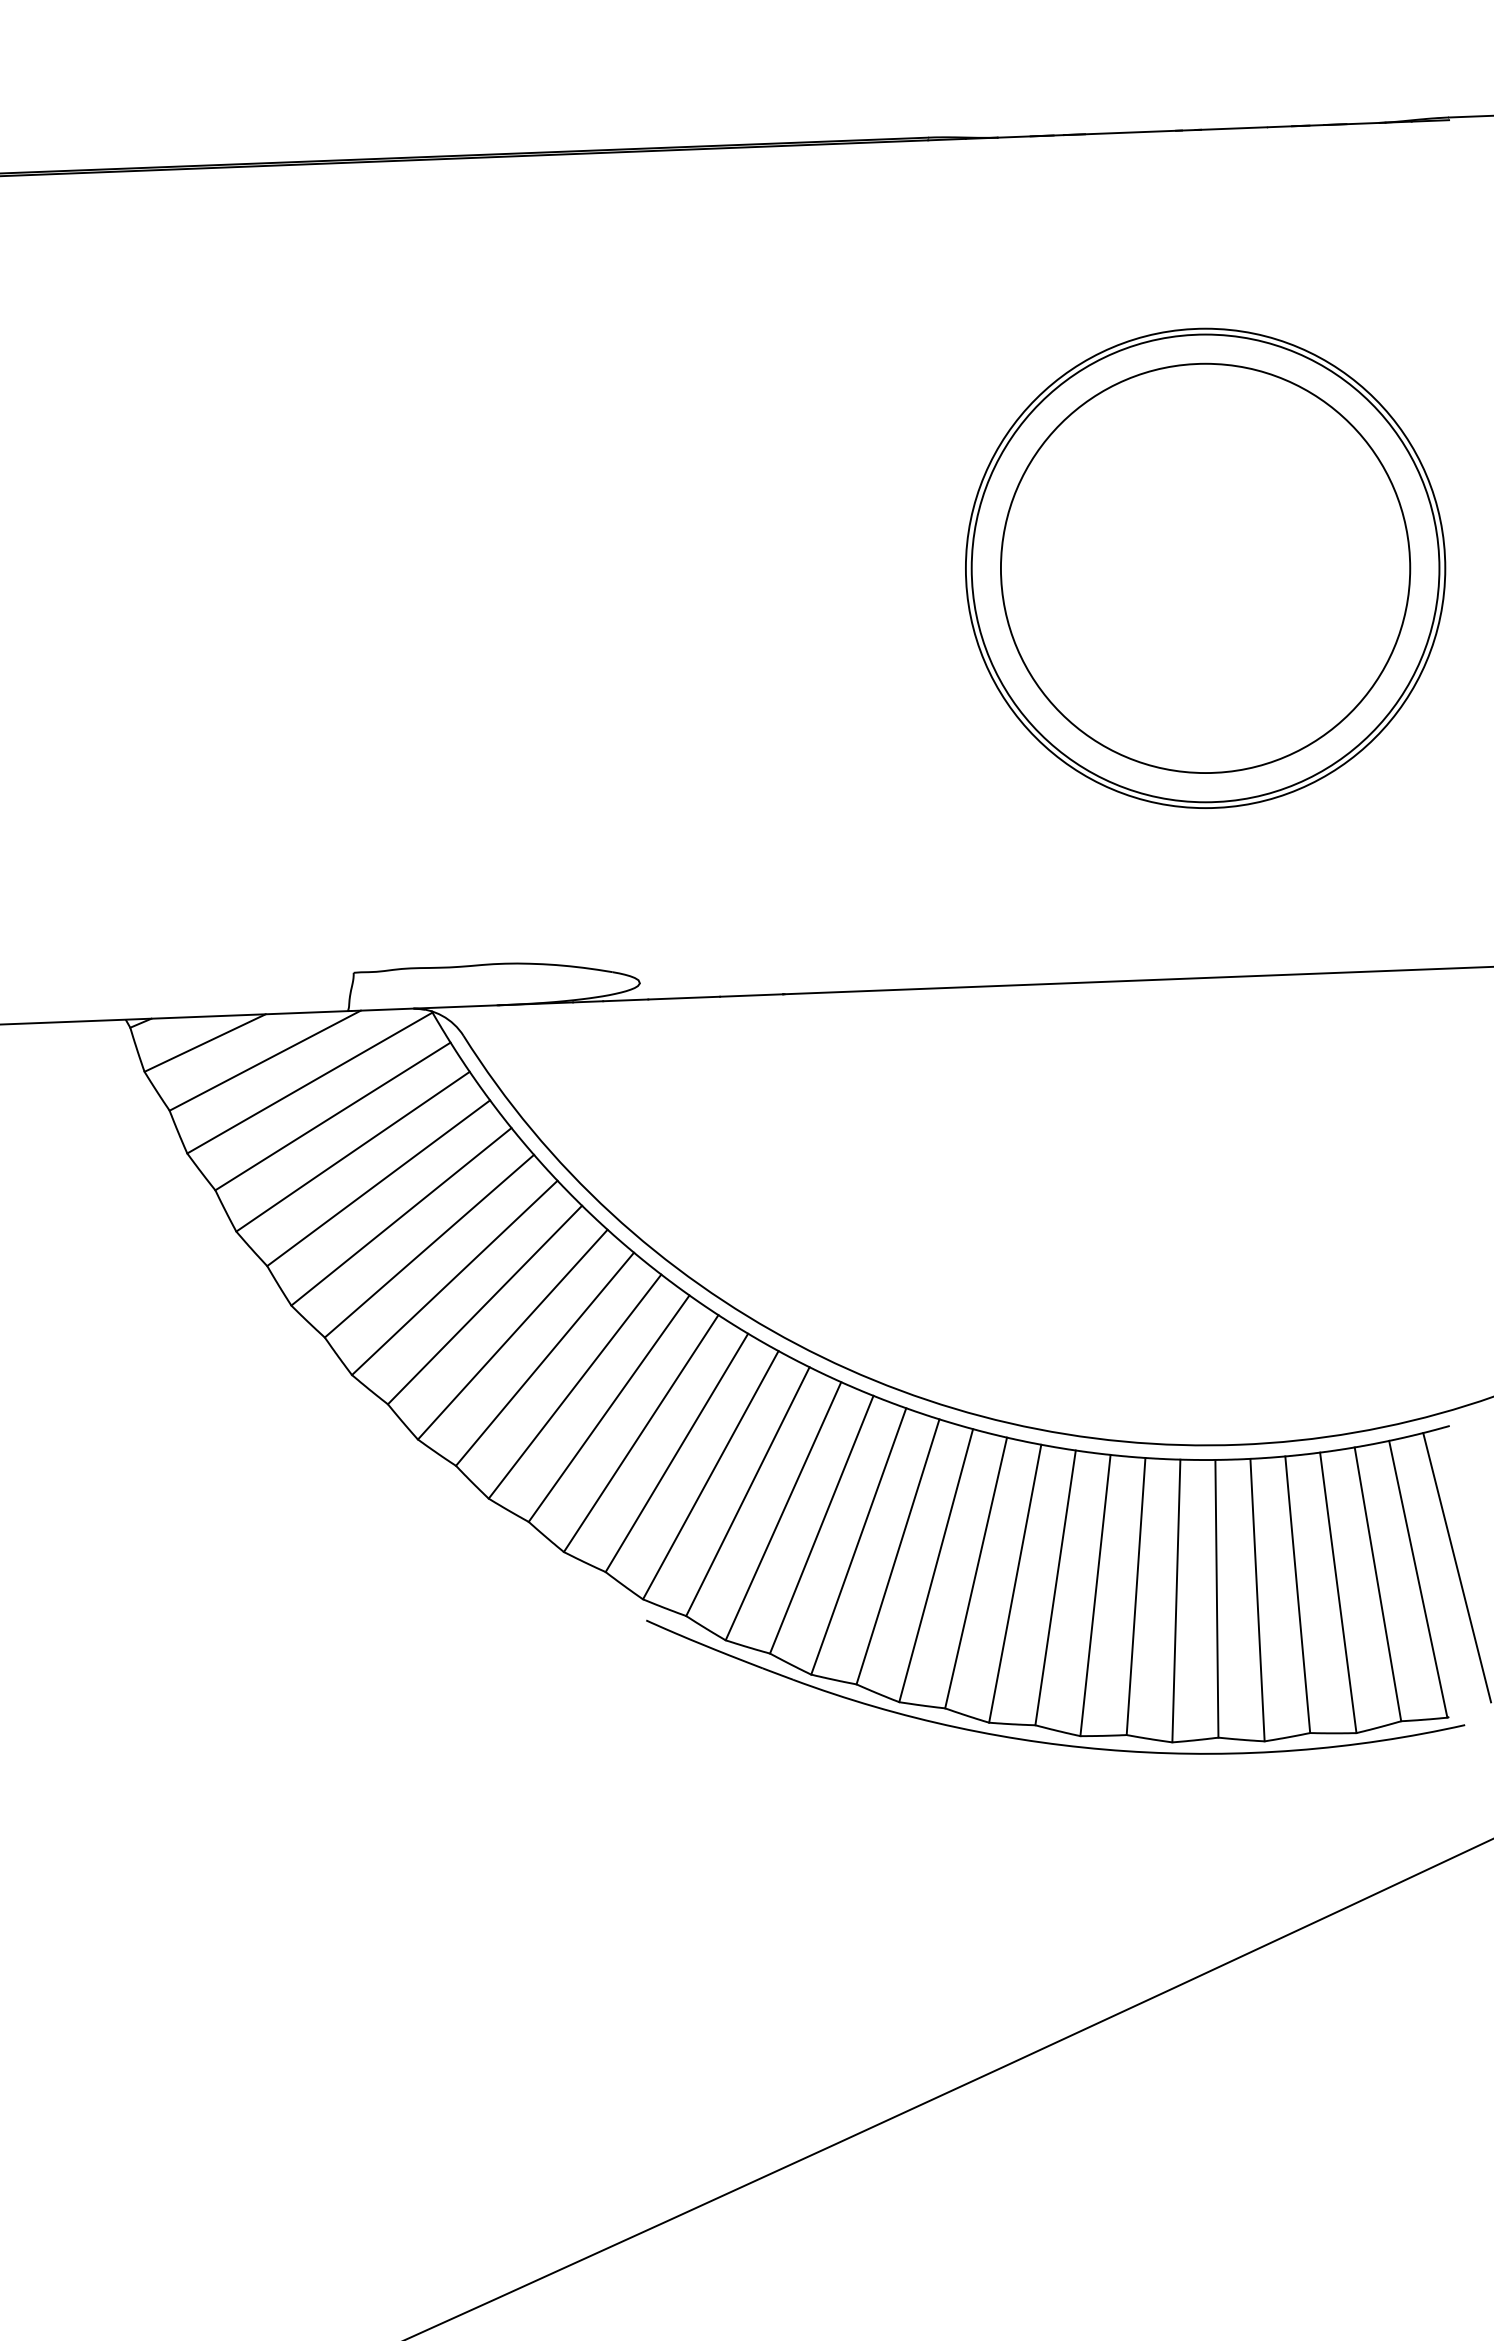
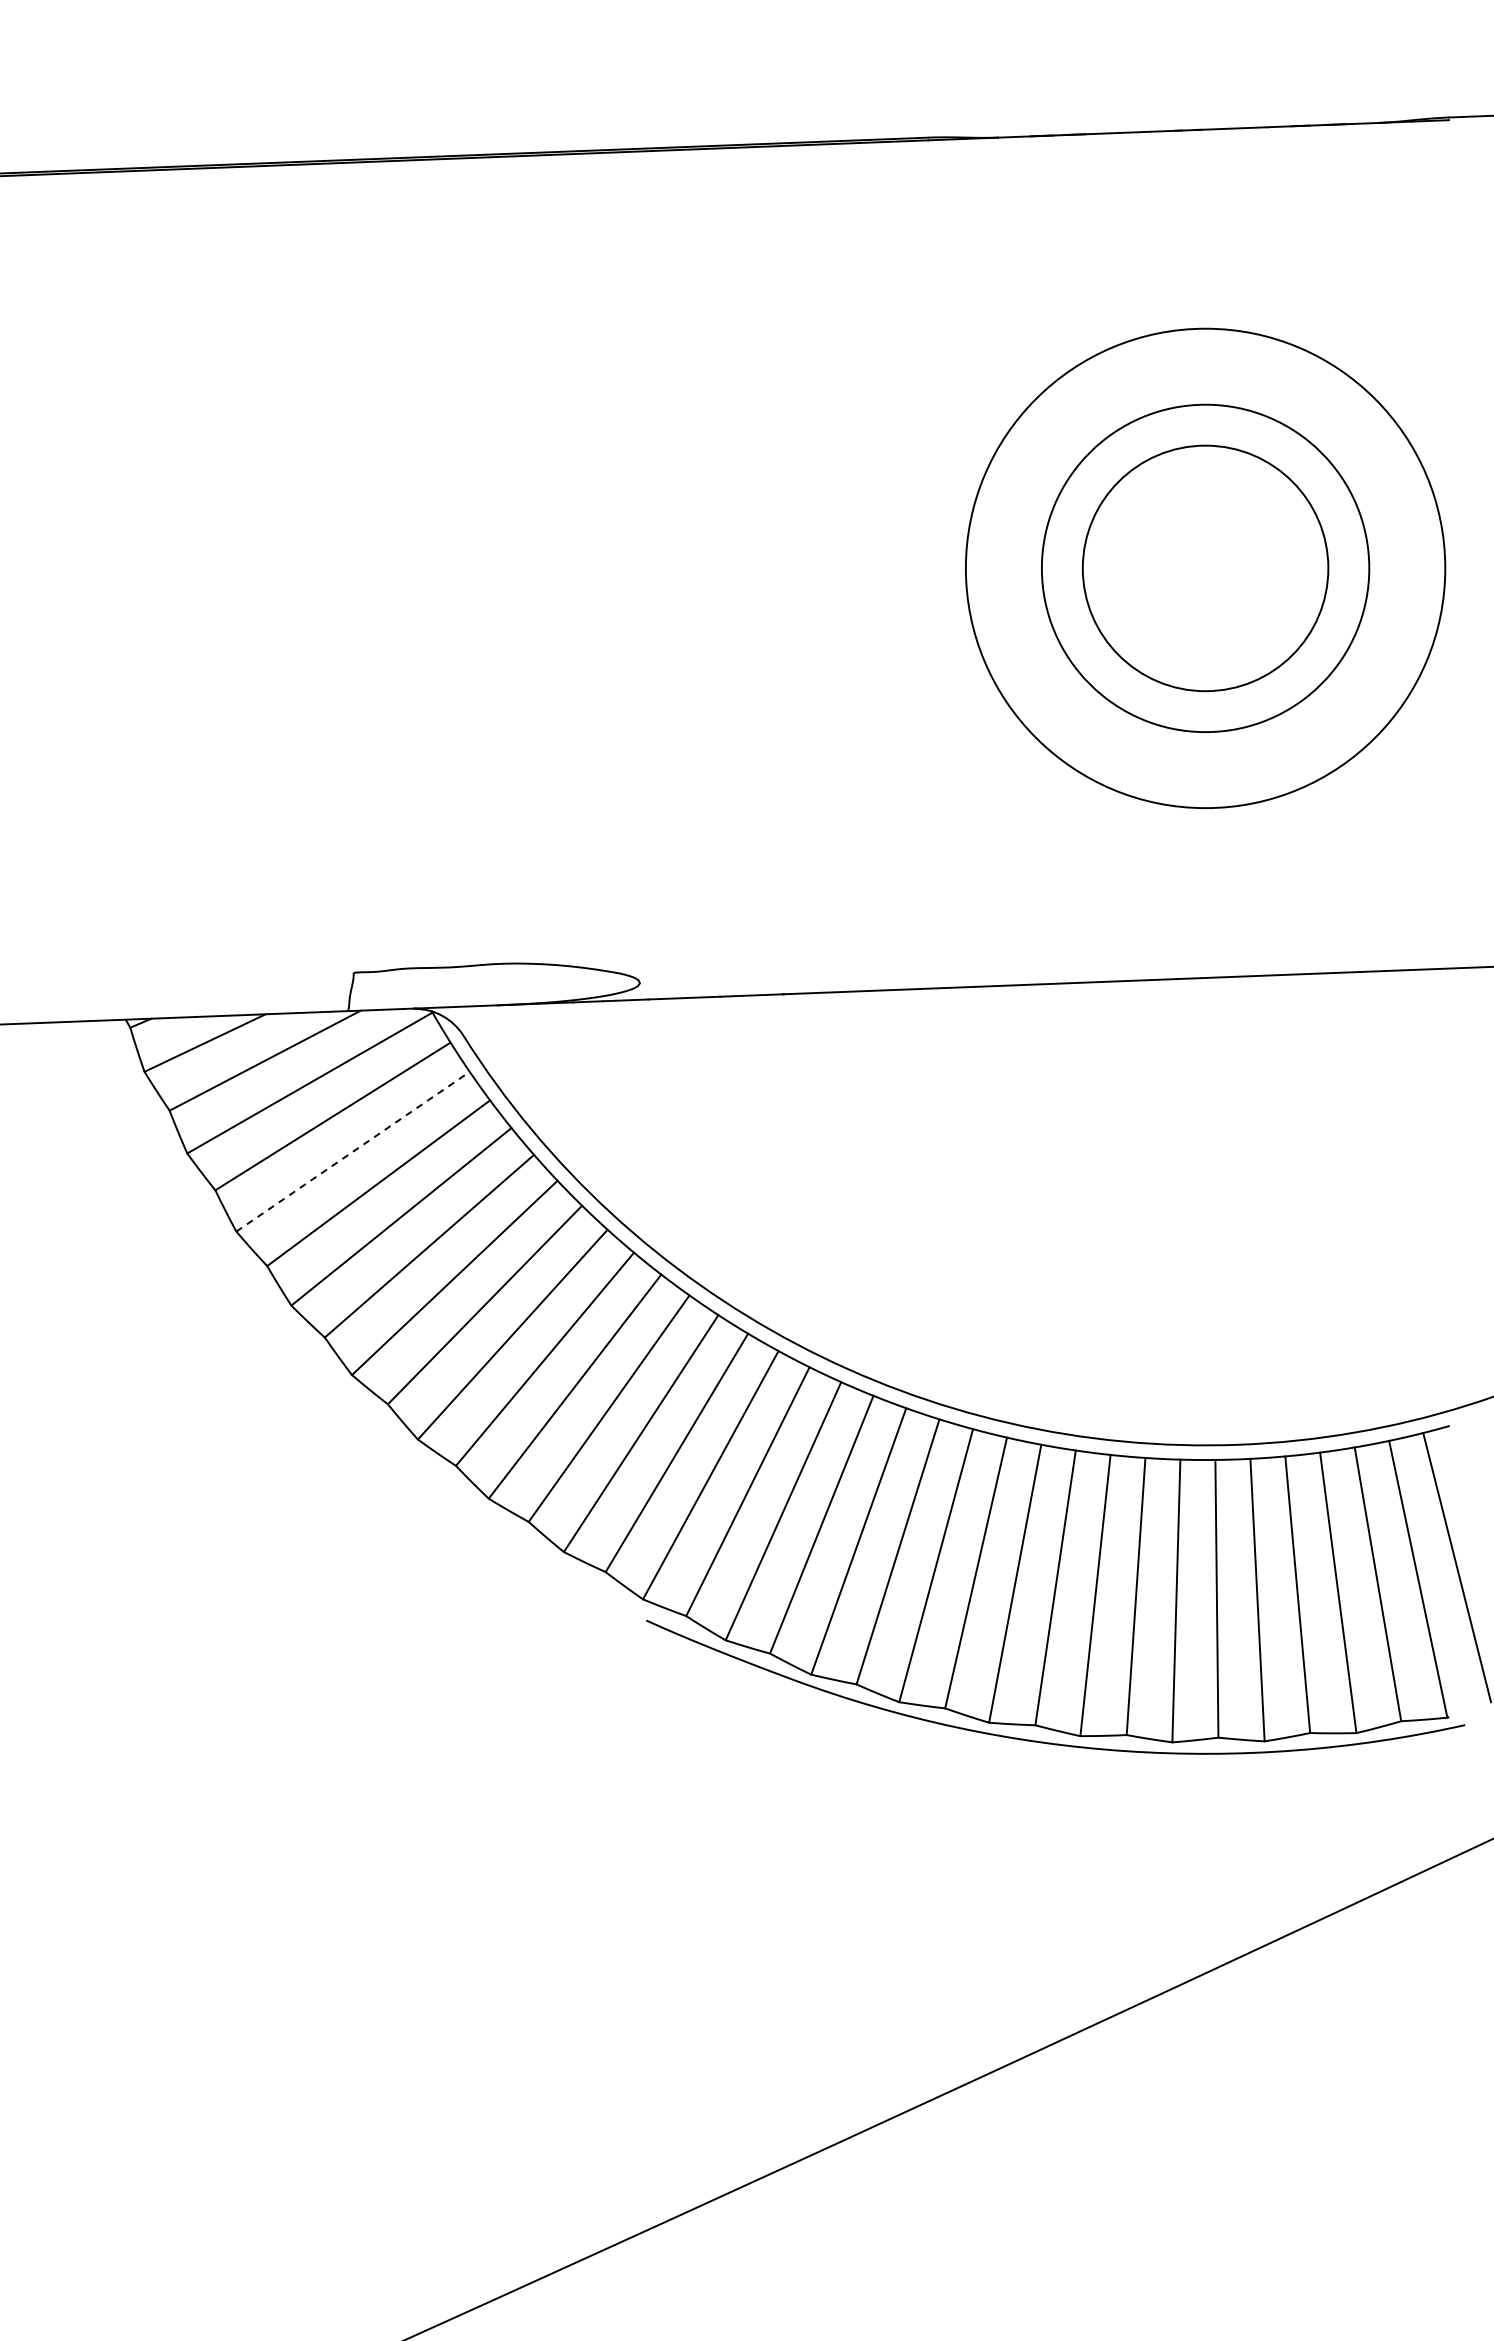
circle diameter: 409 px -> 246 px (1205, 568)
circle diameter: 468 px -> 327 px (1205, 568)
line: solid -> dashed (353, 1151)
